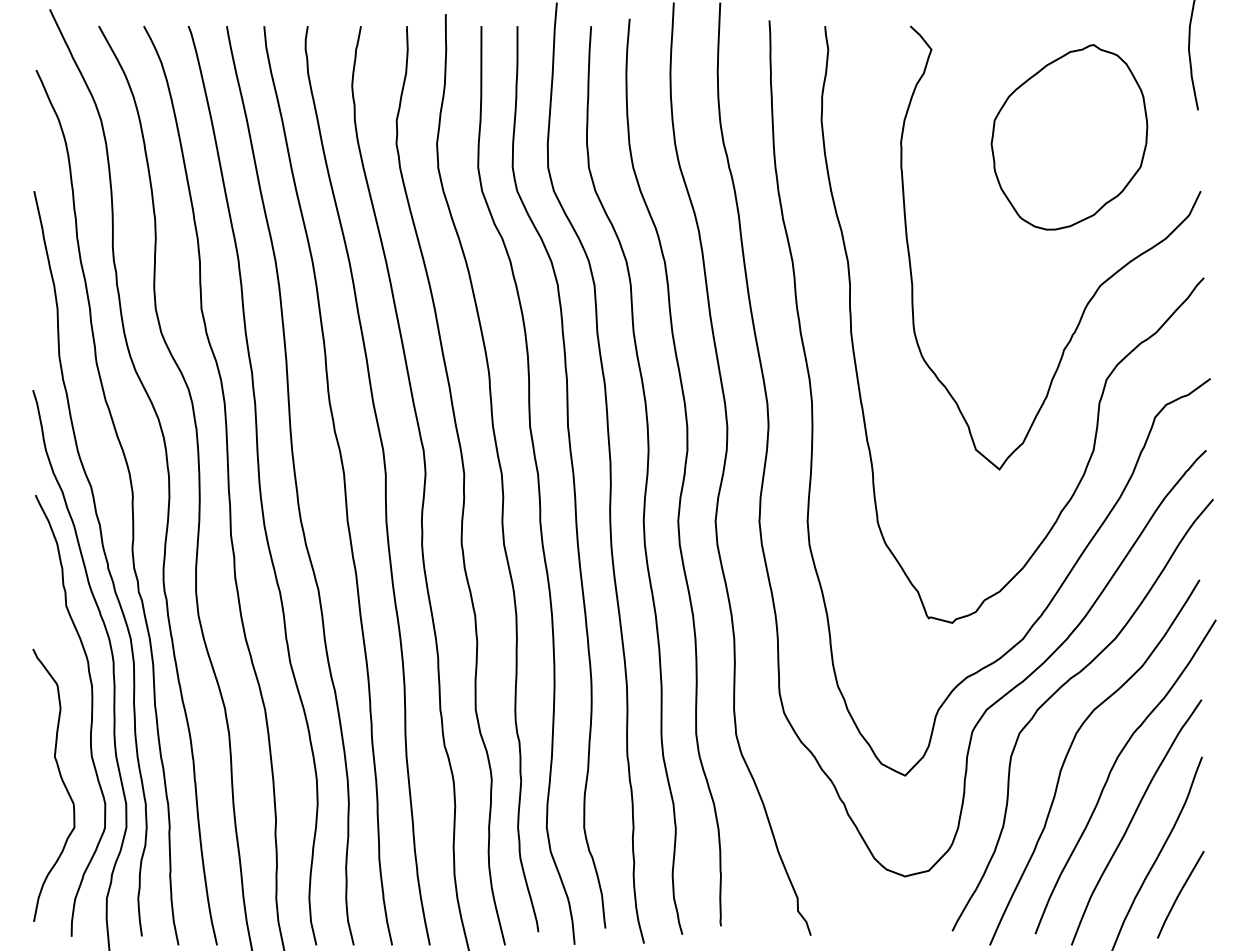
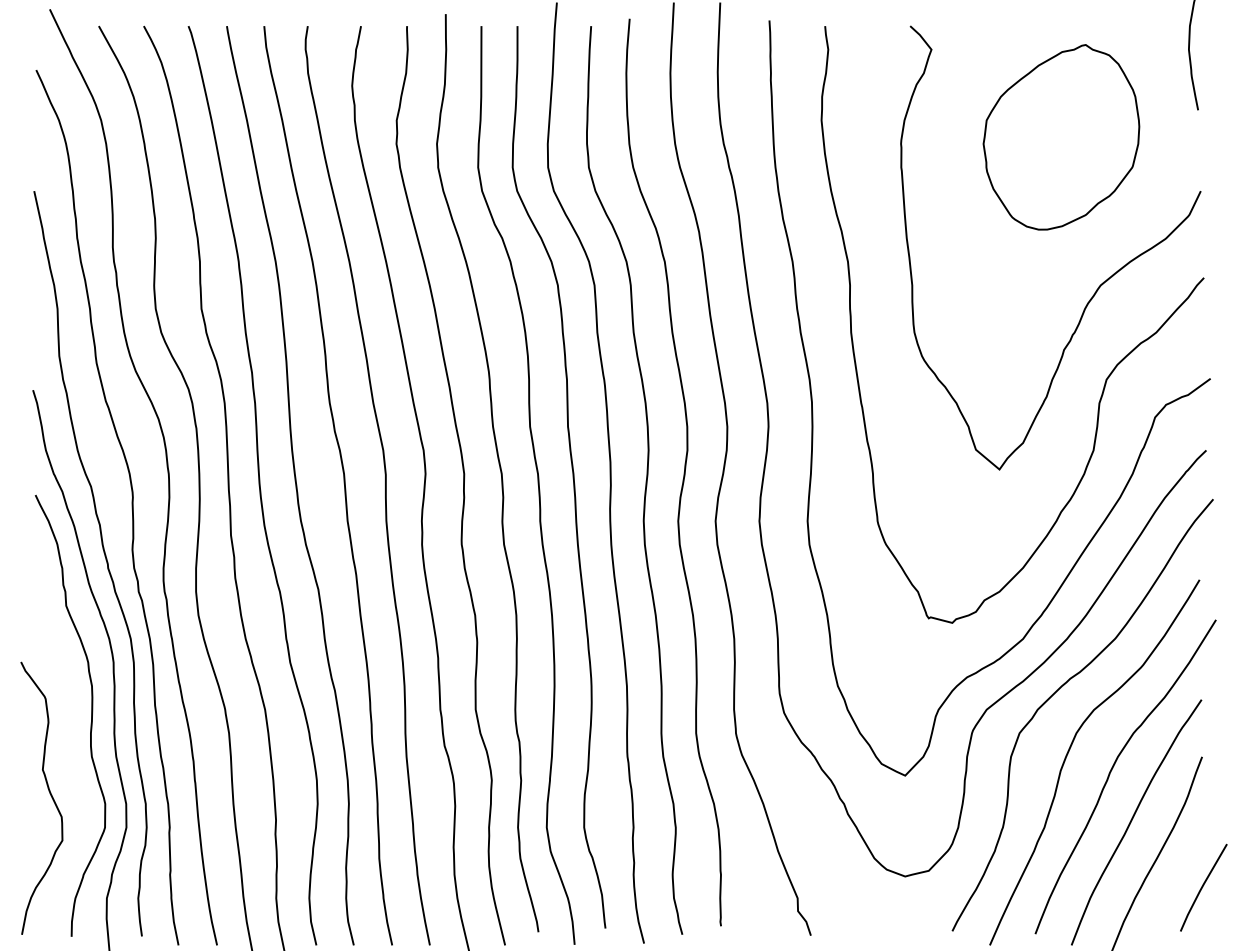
part position: (1069, 137) -> (1061, 137) (1061, 137)
curve position: (61, 780) -> (49, 793) (49, 793)
line position: (1180, 894) -> (1203, 887) (1203, 887)
